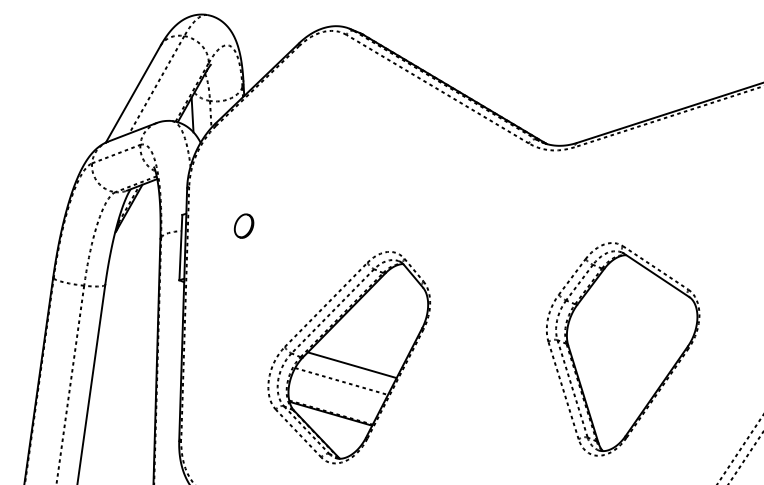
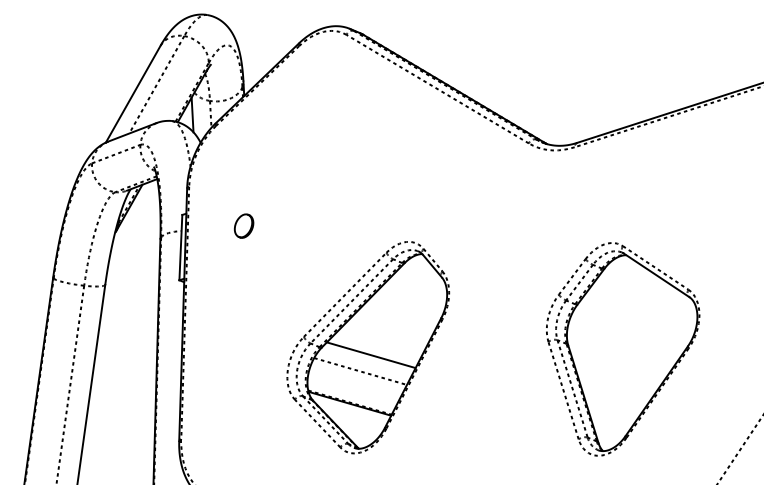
part position: (349, 357) -> (368, 347) (368, 347)
line: present -> none (745, 458)
